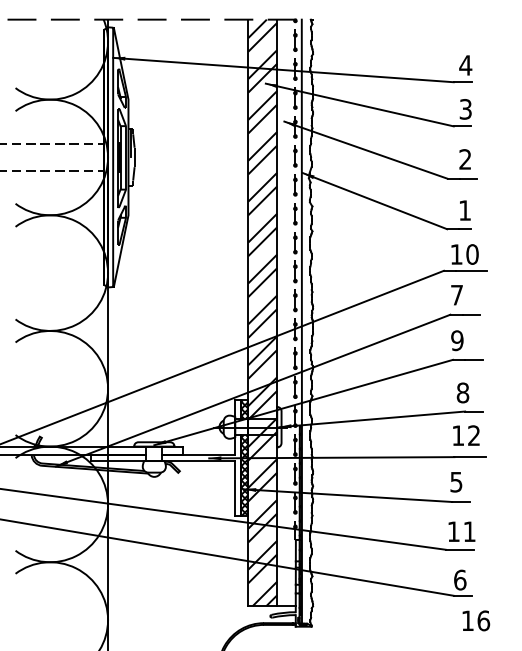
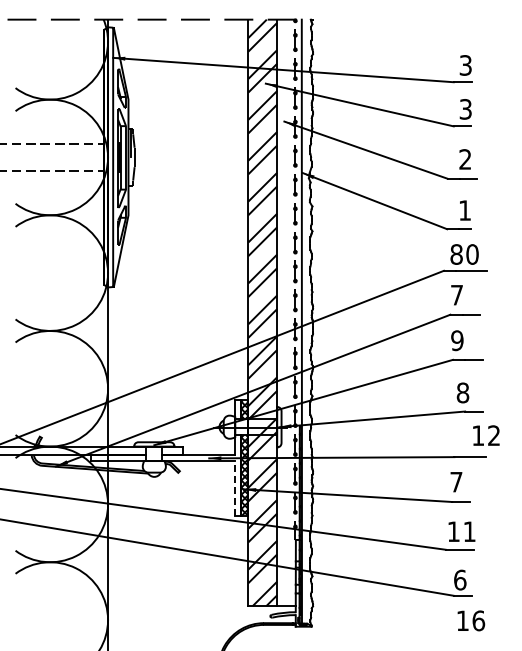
text: 4 -> 3 (465, 65)
text: 10 -> 80 (456, 254)
text position: (466, 435) -> (486, 435) (486, 435)
text: 5 -> 7 (456, 482)
line: solid -> dashed (235, 488)
text position: (476, 620) -> (471, 620) (471, 620)
